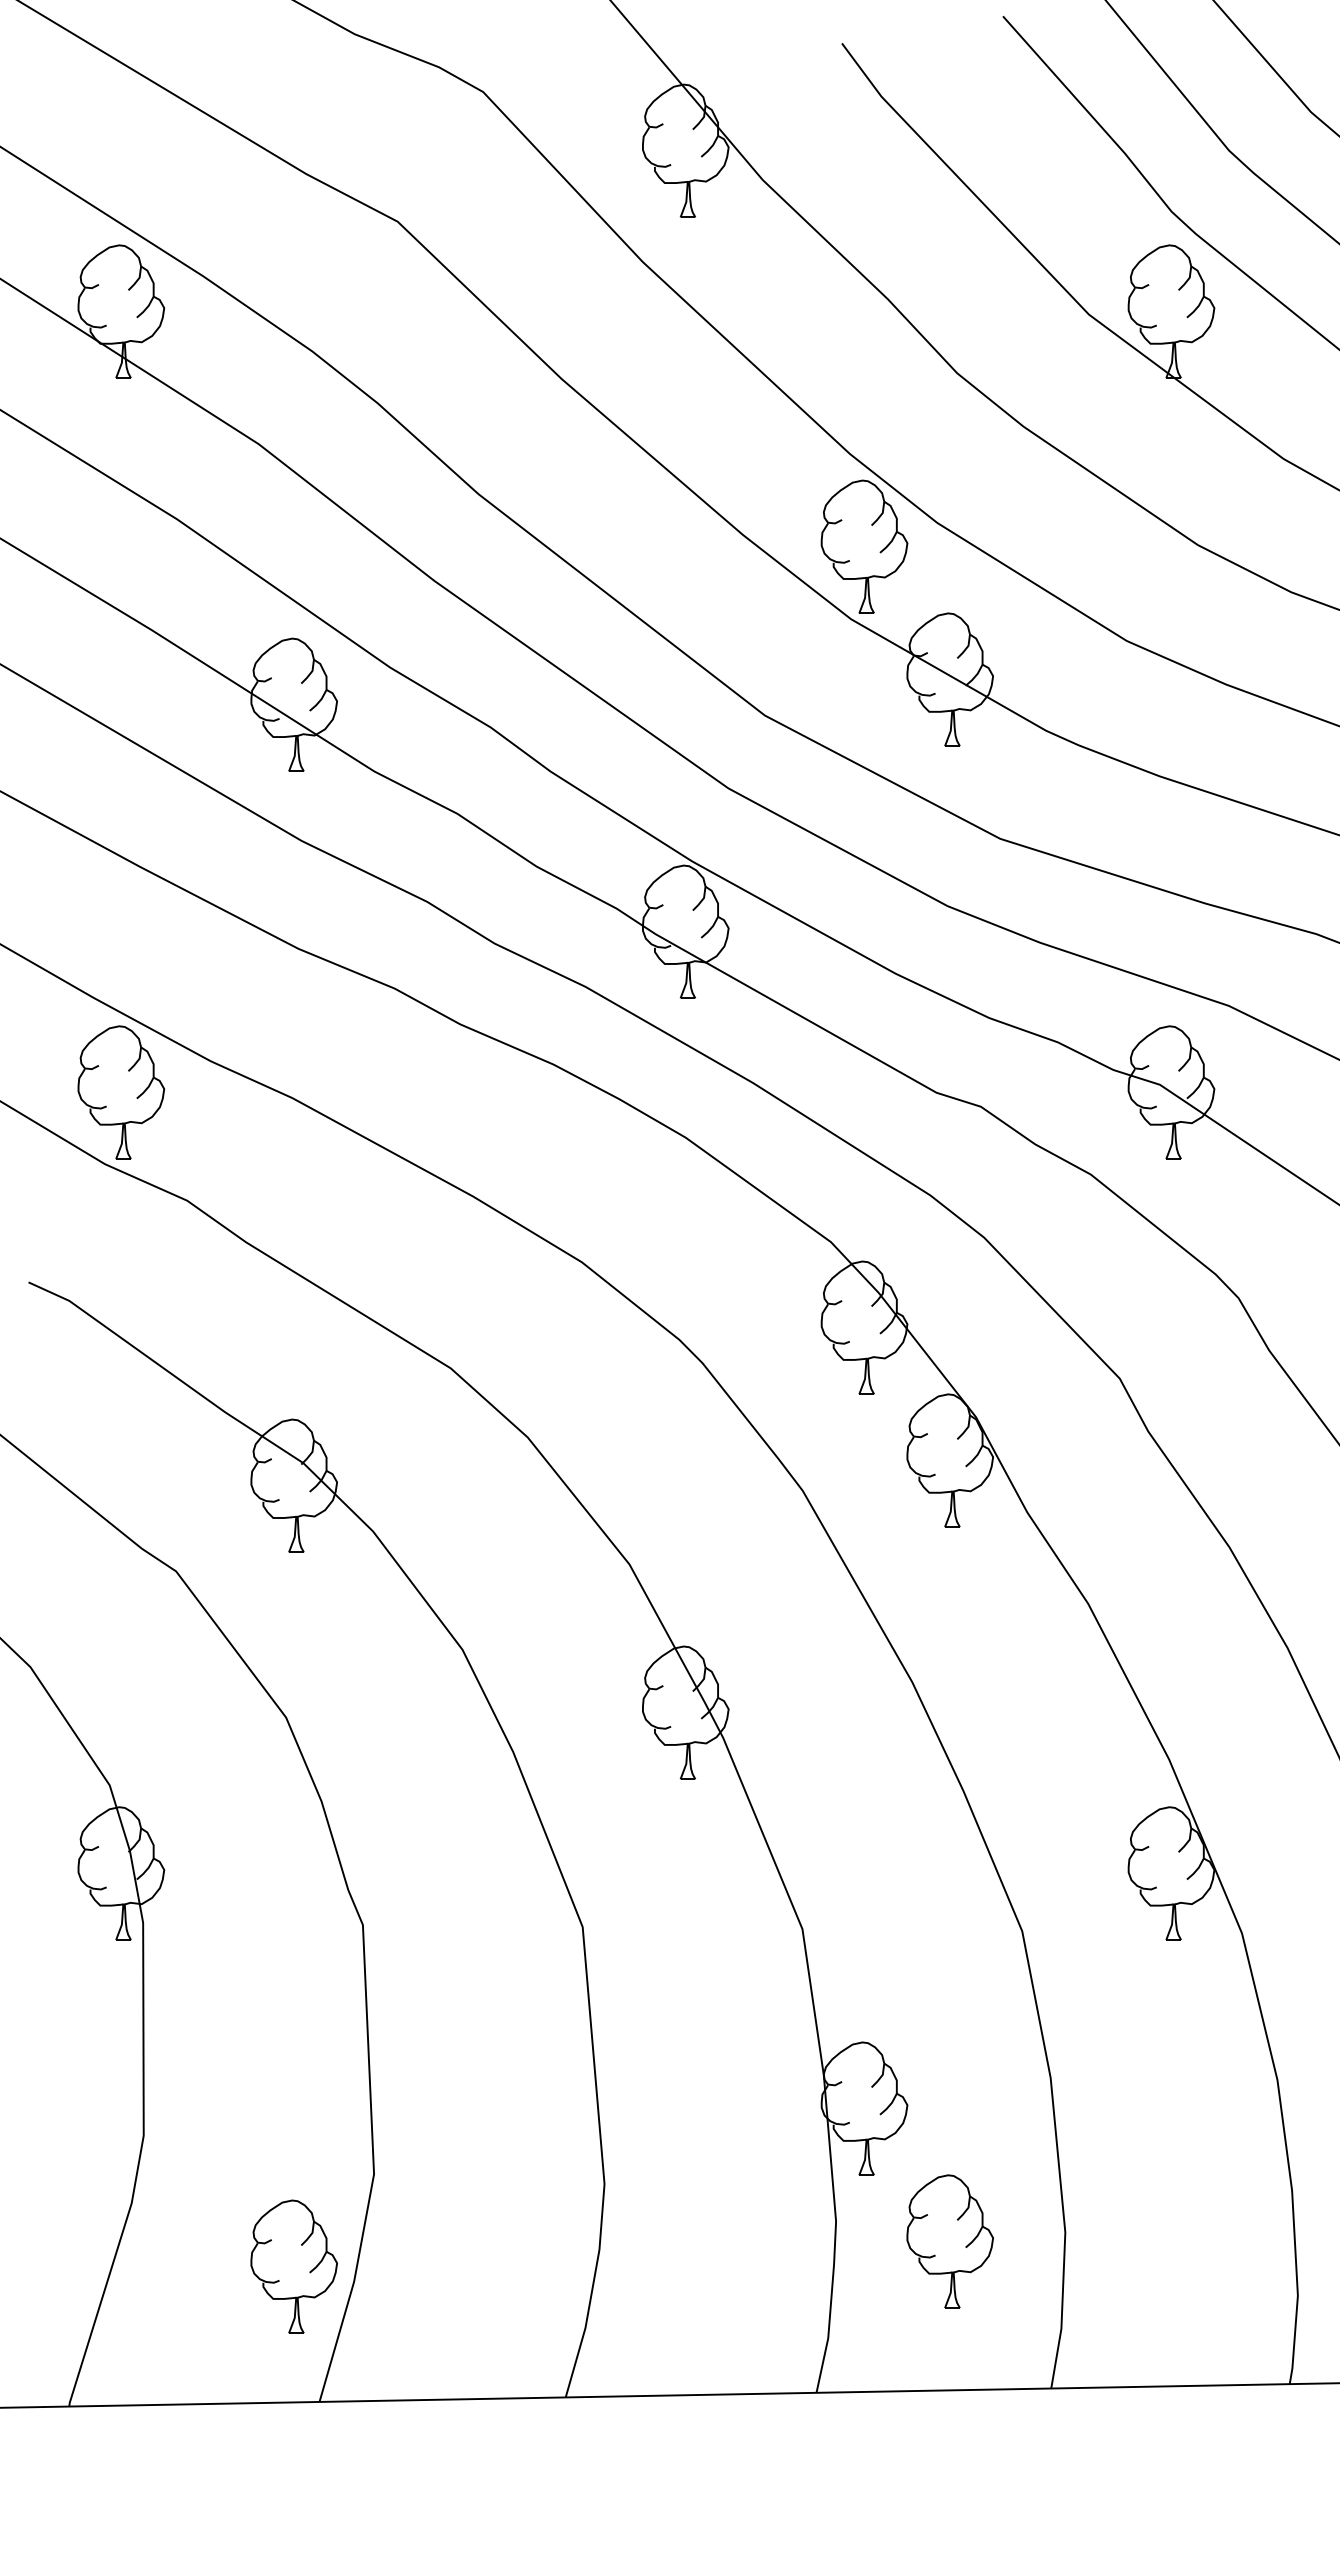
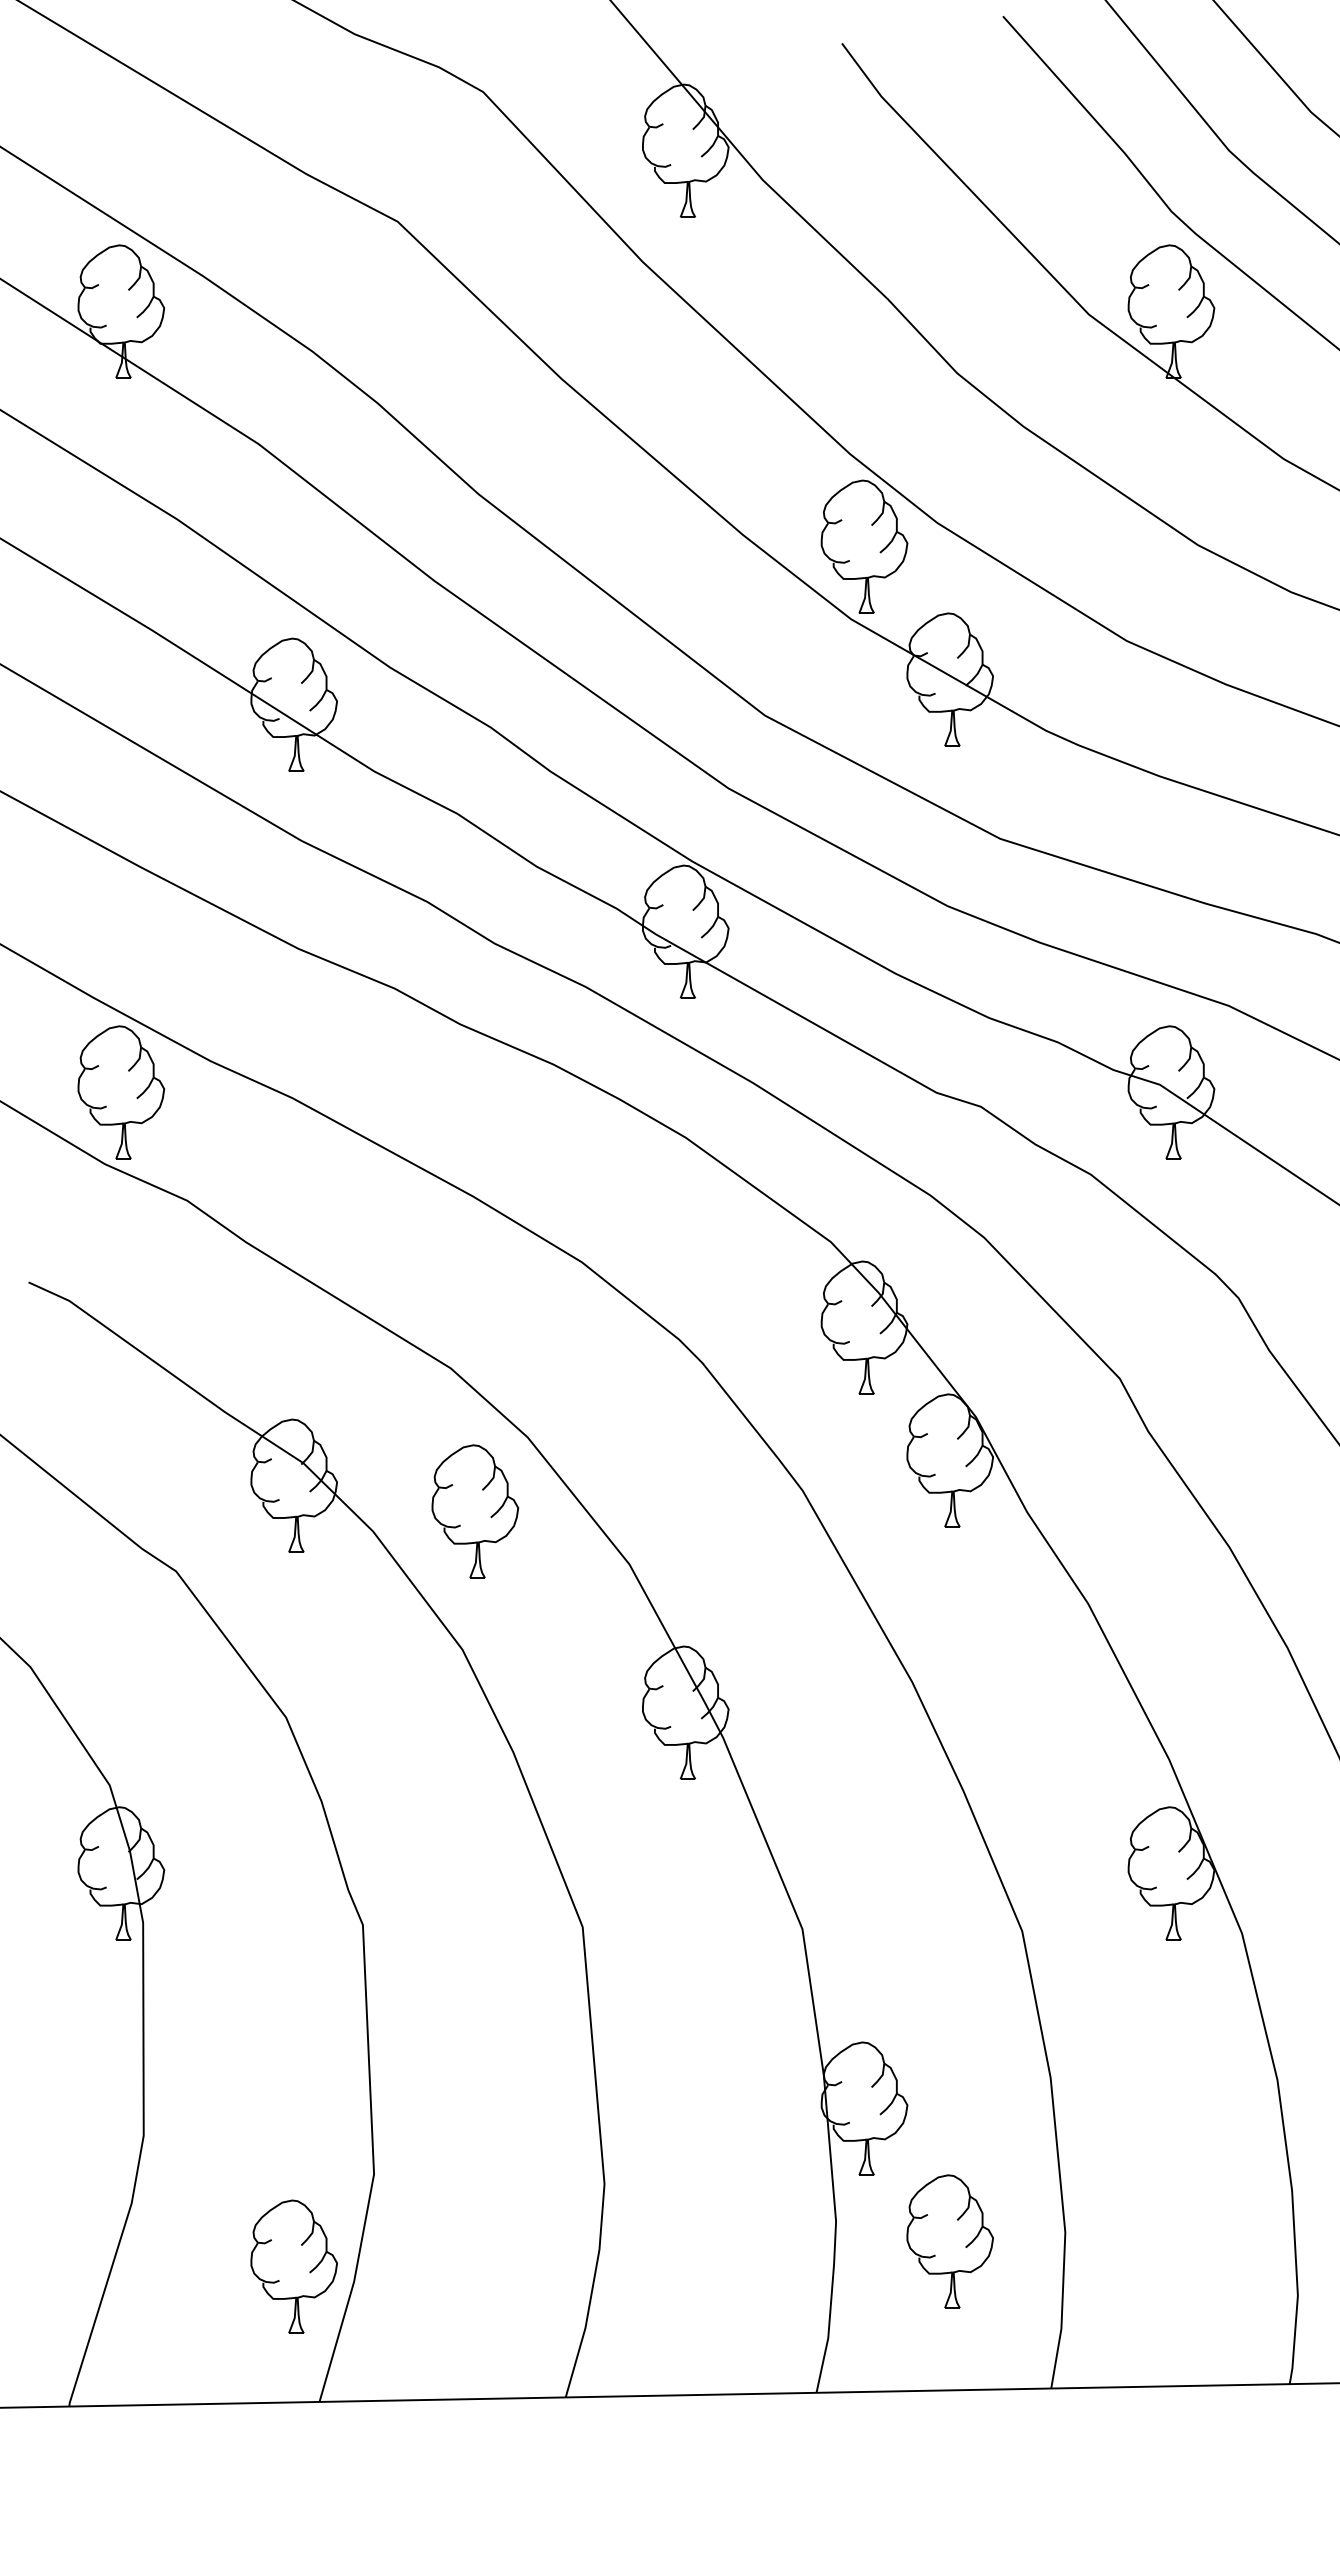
part: none -> present (475, 1511)
